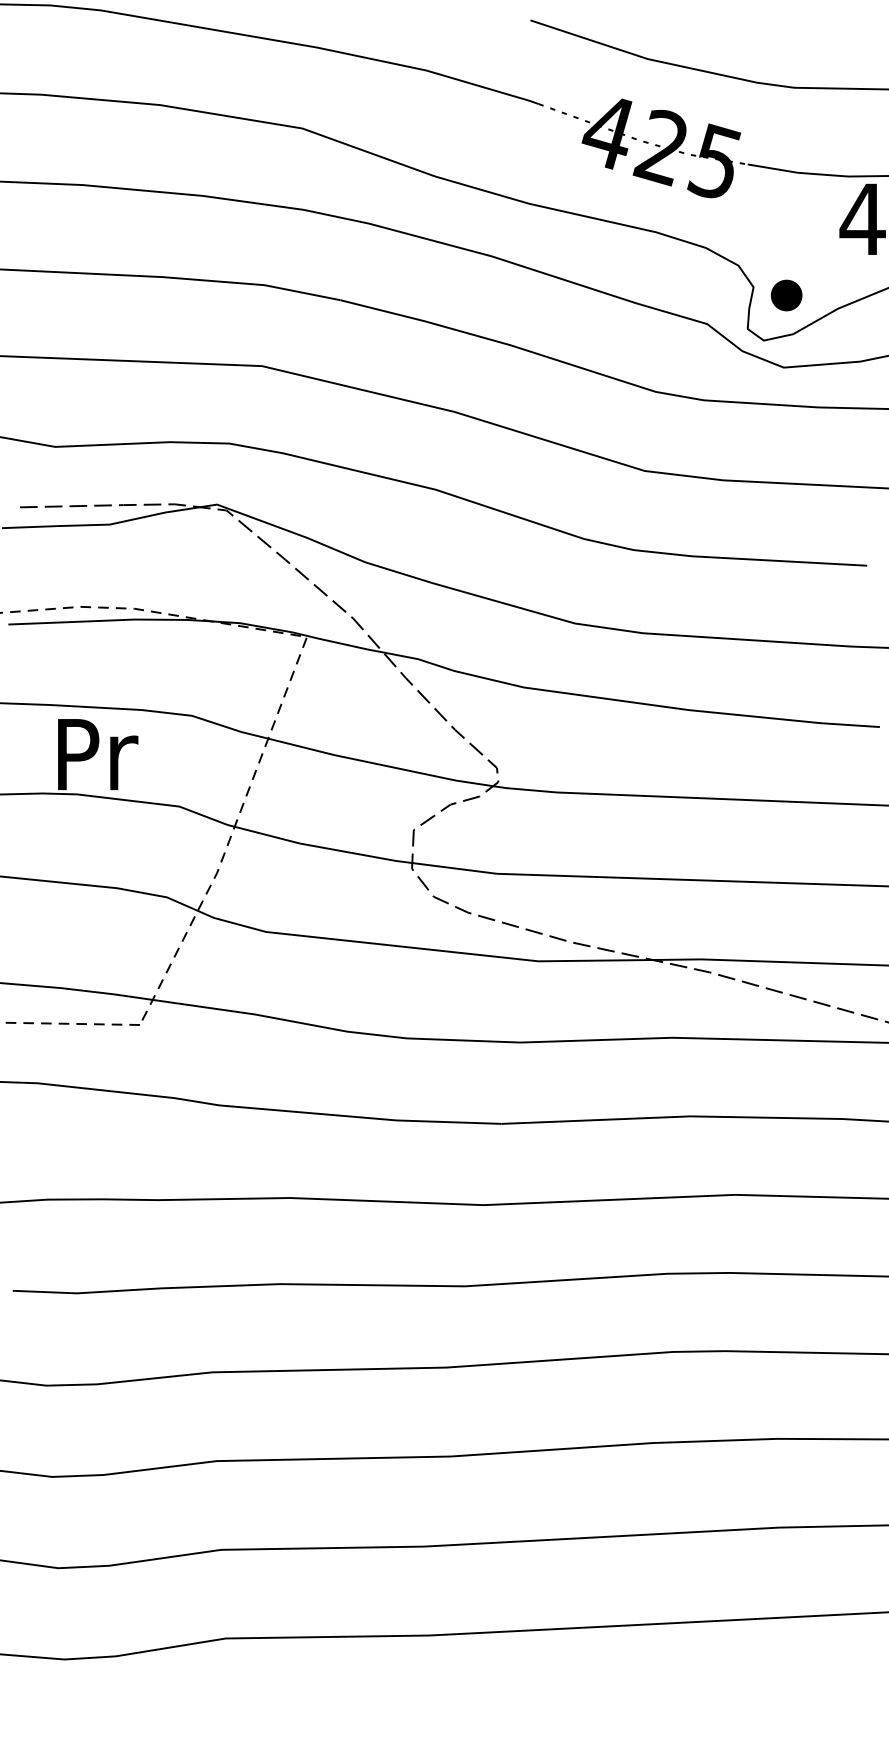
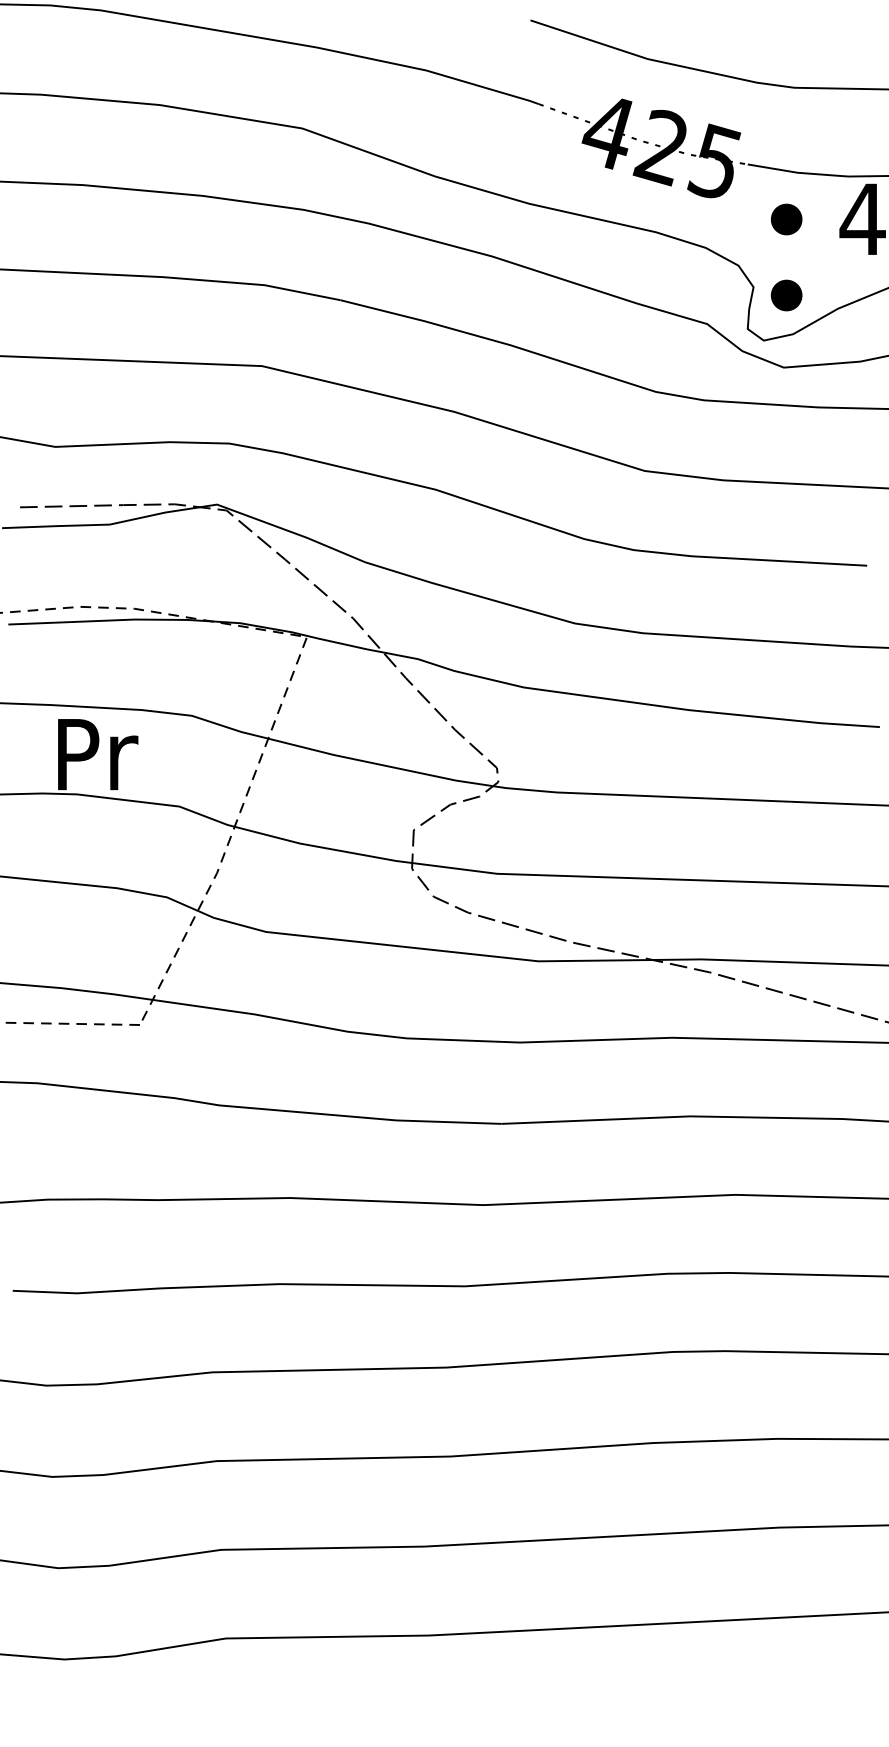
part: none -> present (786, 219)
